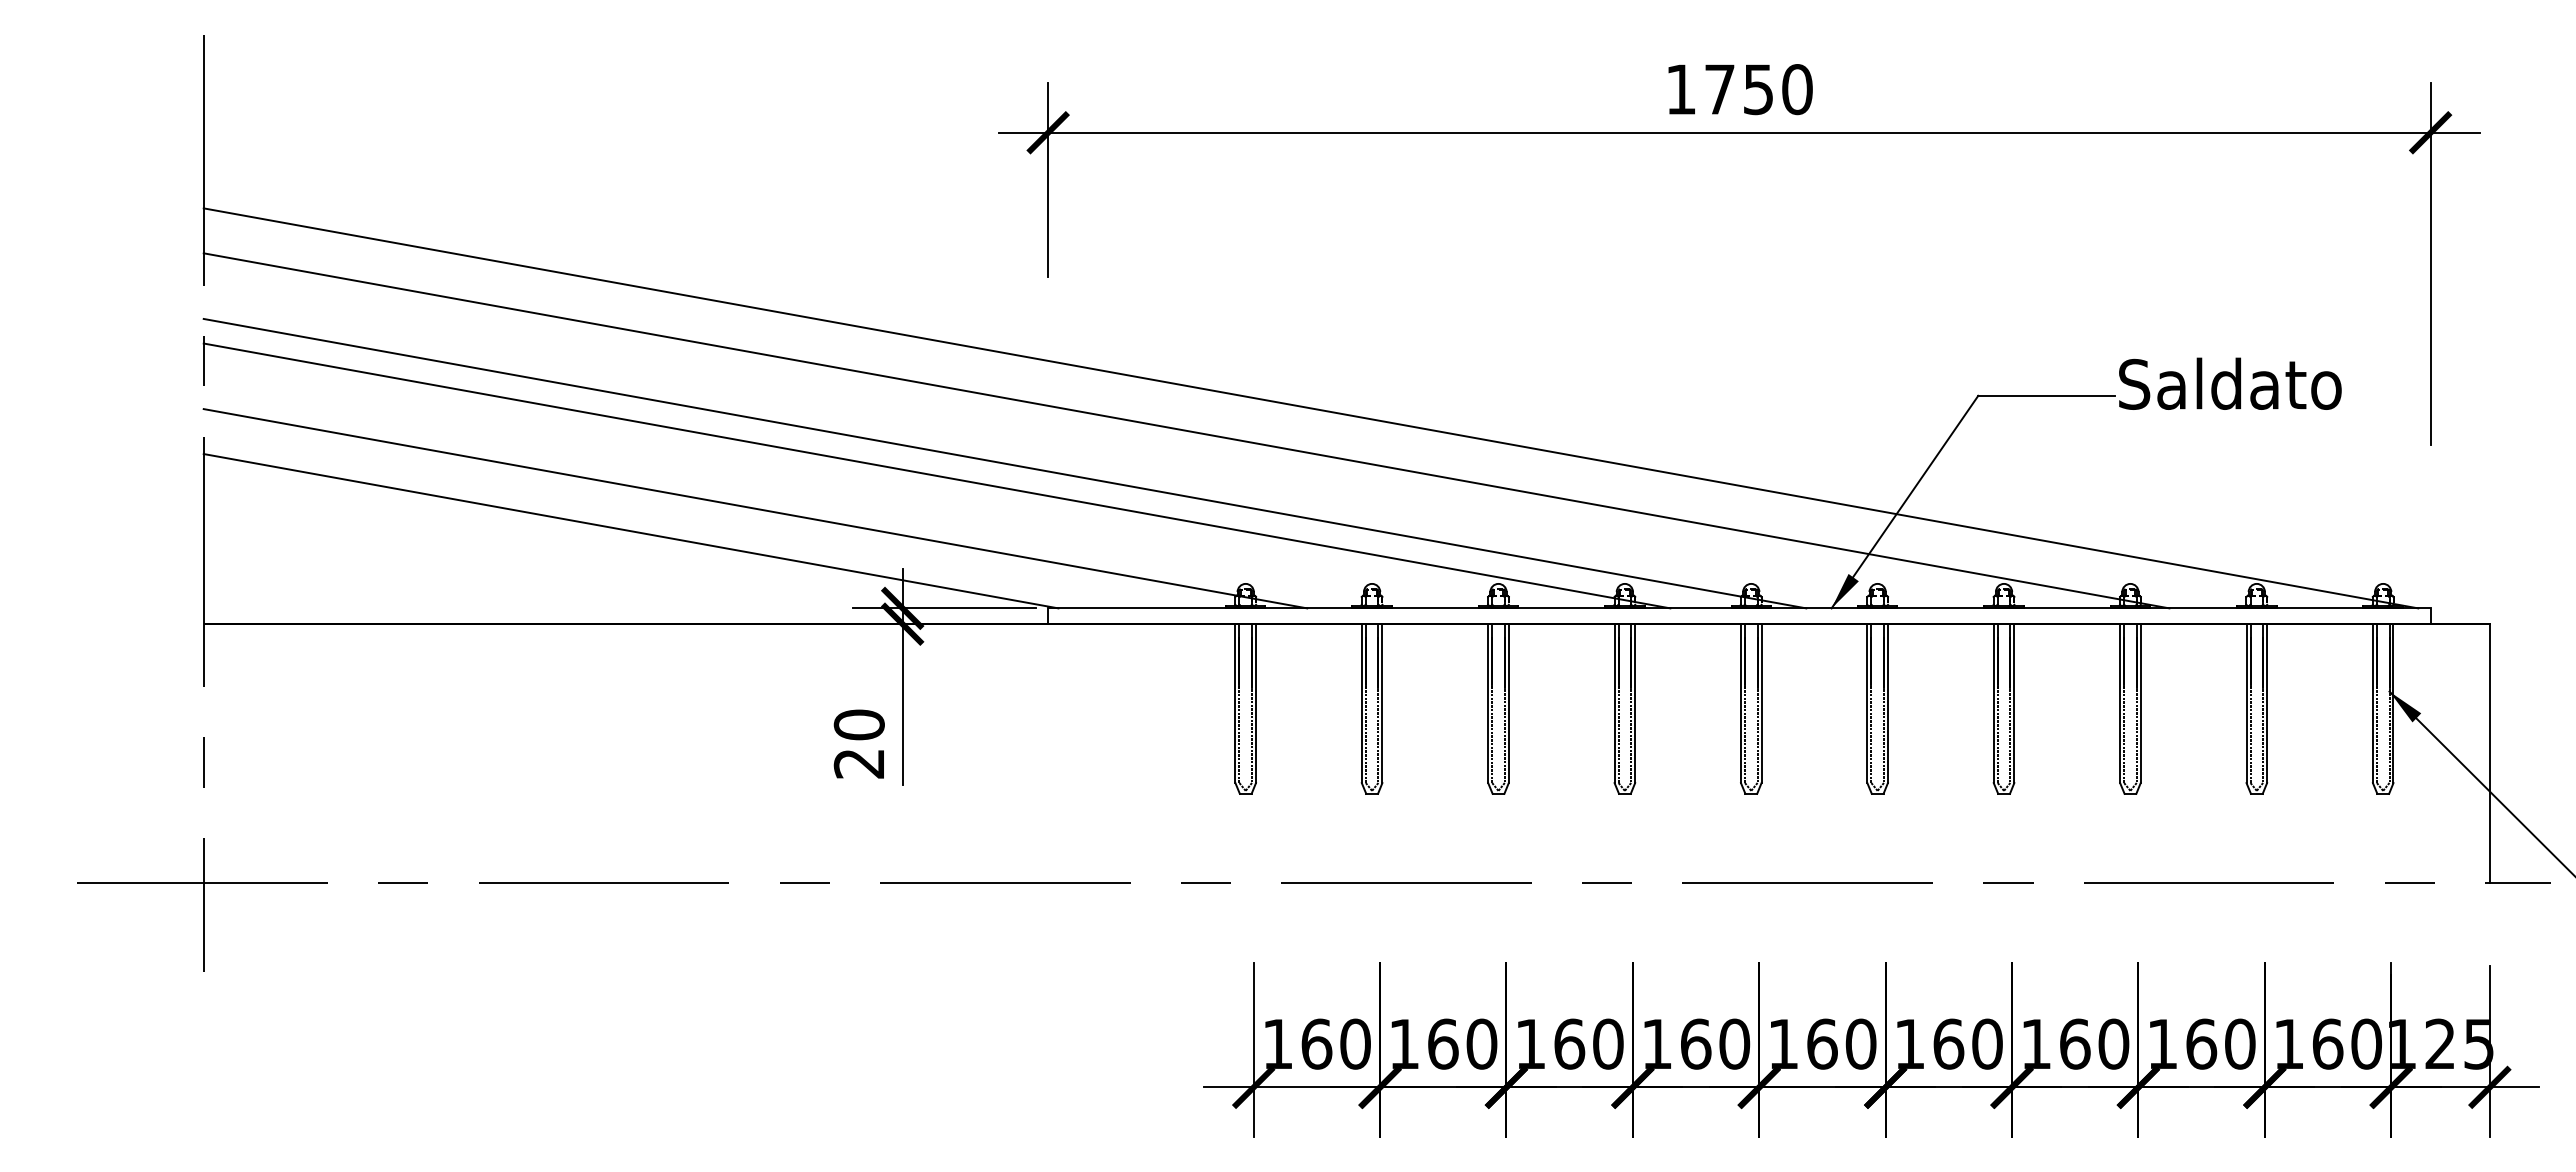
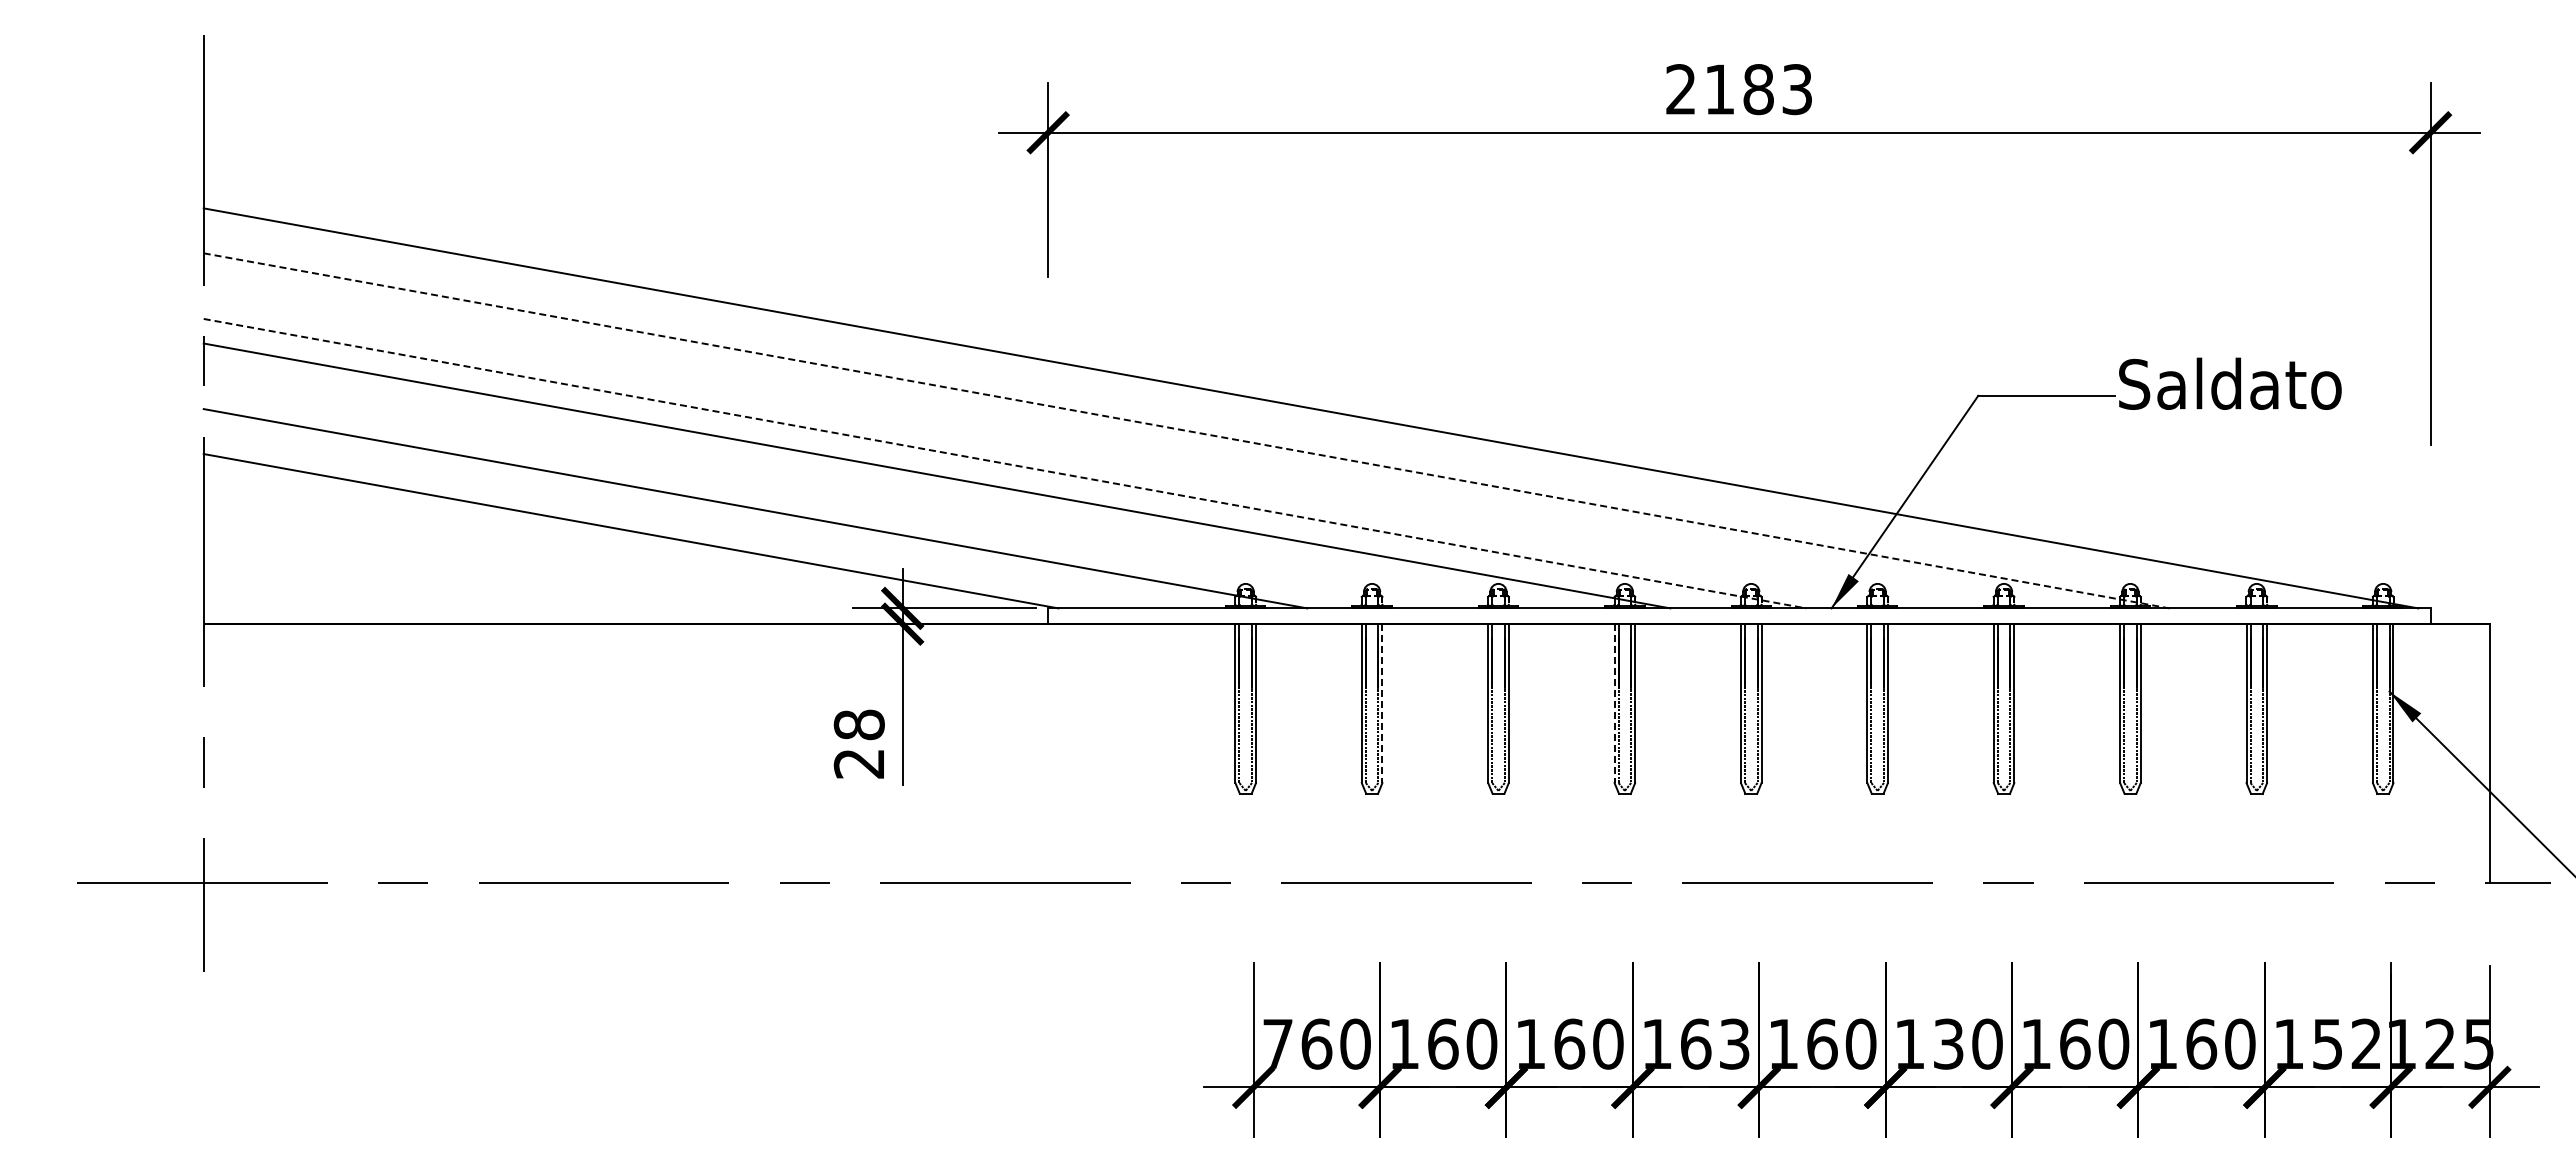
text: 1750 -> 2183 (1739, 89)
line: solid -> dashed (1186, 430)
line: solid -> dashed (1005, 463)
line: solid -> dashed (1382, 704)
line: solid -> dashed (1614, 704)
text: 20 -> 28 (859, 724)
text: 160 -> 760 (1277, 1043)
text: 160 -> 163 (1734, 1043)
text: 160 -> 130 (1948, 1043)
text: 160 -> 152 (2346, 1043)
